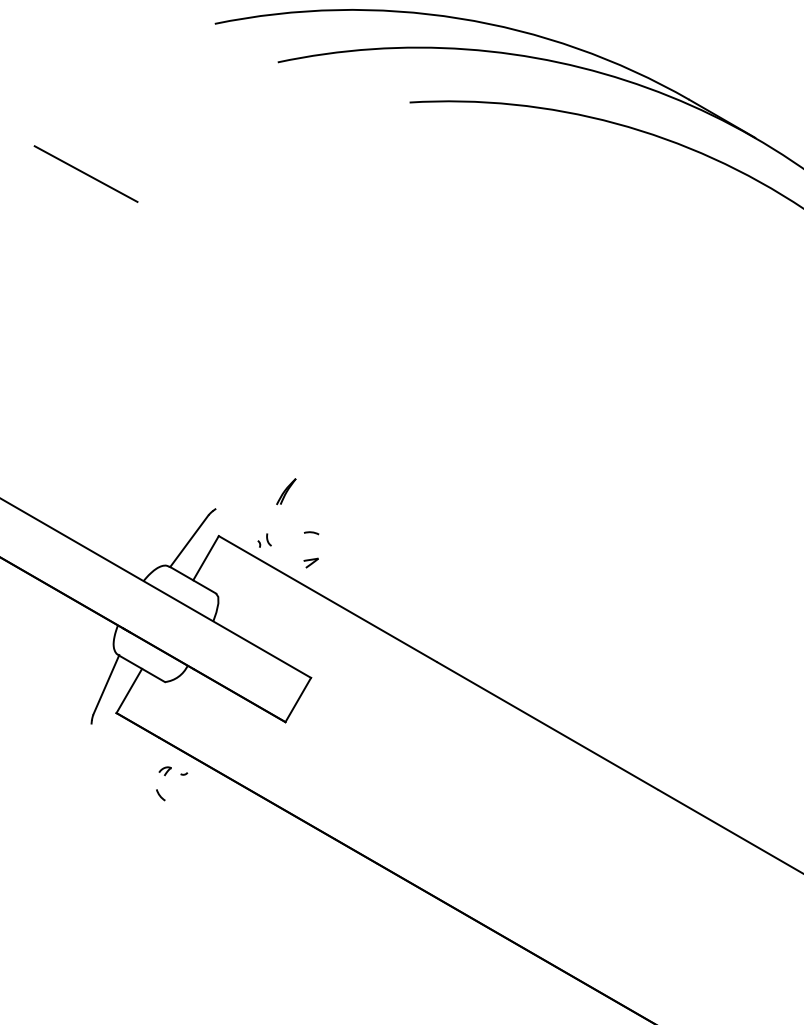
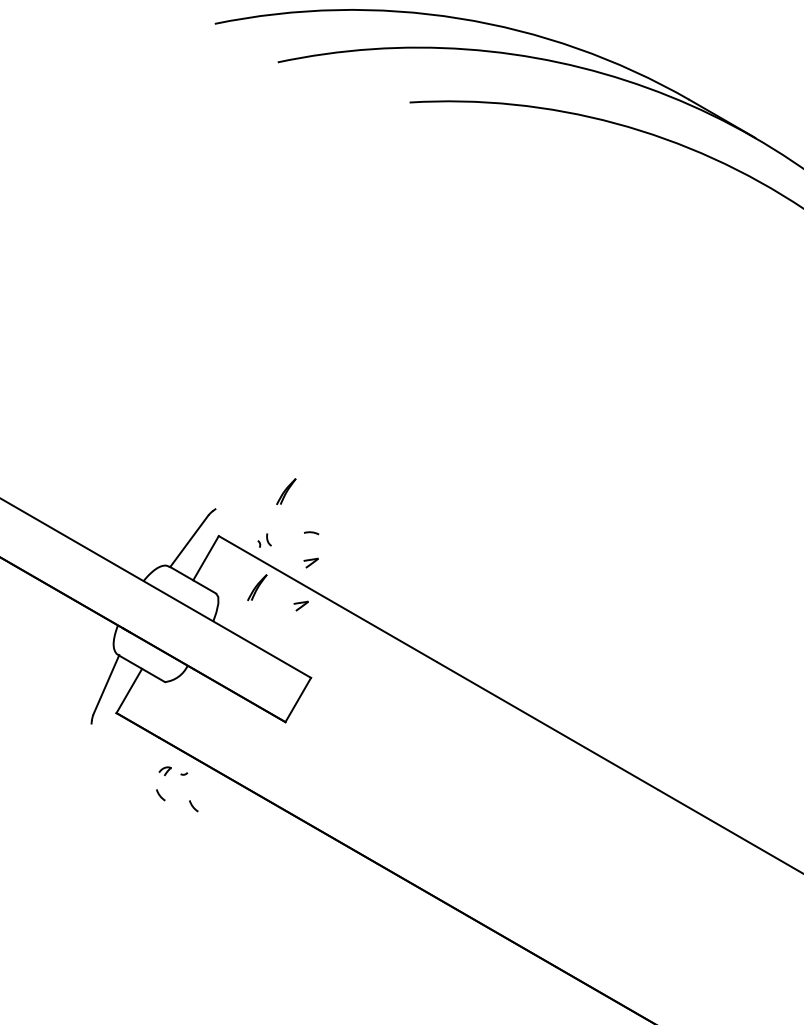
line: present -> none (85, 173)
part: none -> present (257, 587)
part: none -> present (300, 605)
arc: none -> present (193, 806)
